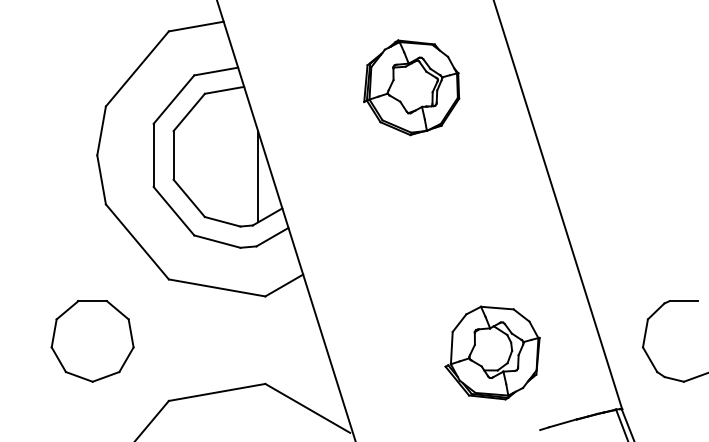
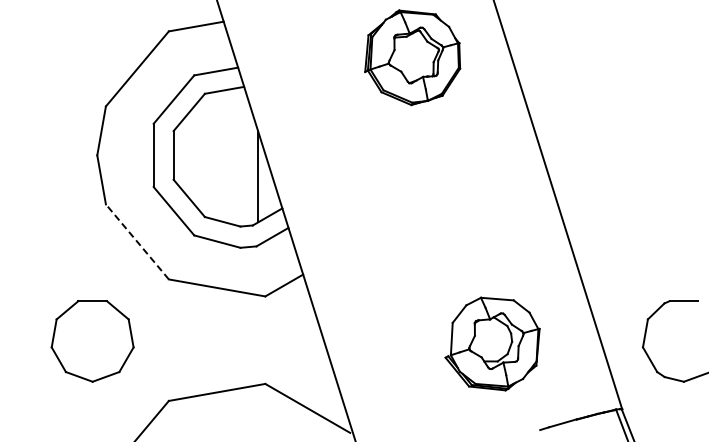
part position: (411, 87) -> (412, 57) (412, 57)
line: solid -> dashed (137, 241)
part position: (492, 352) -> (492, 343) (492, 343)
